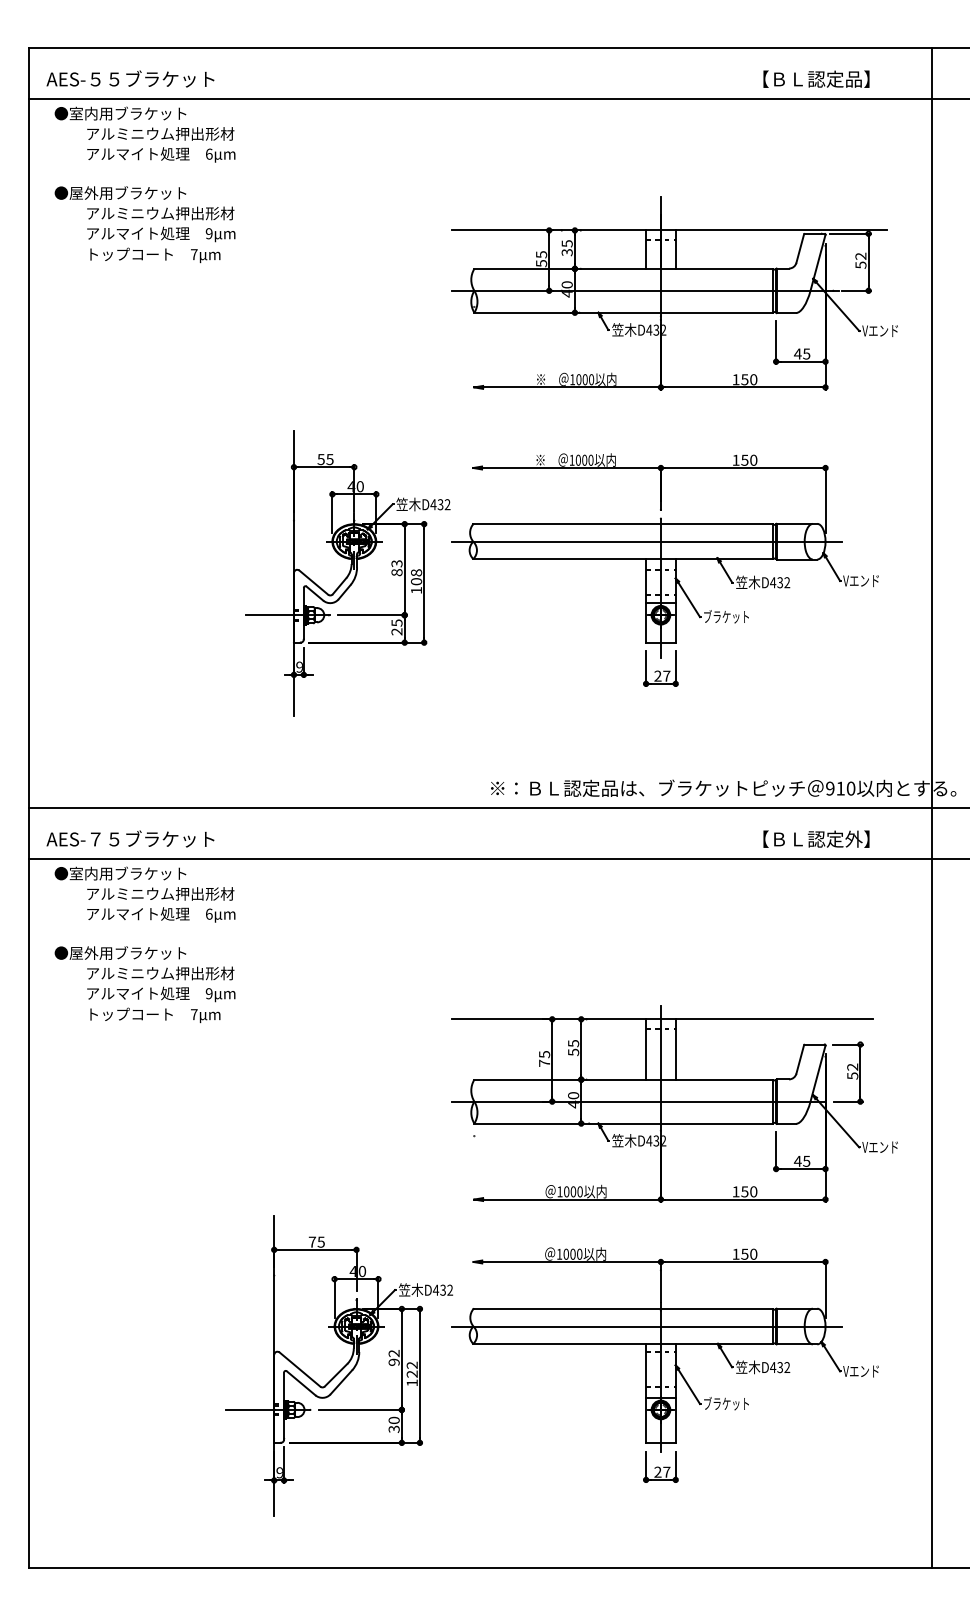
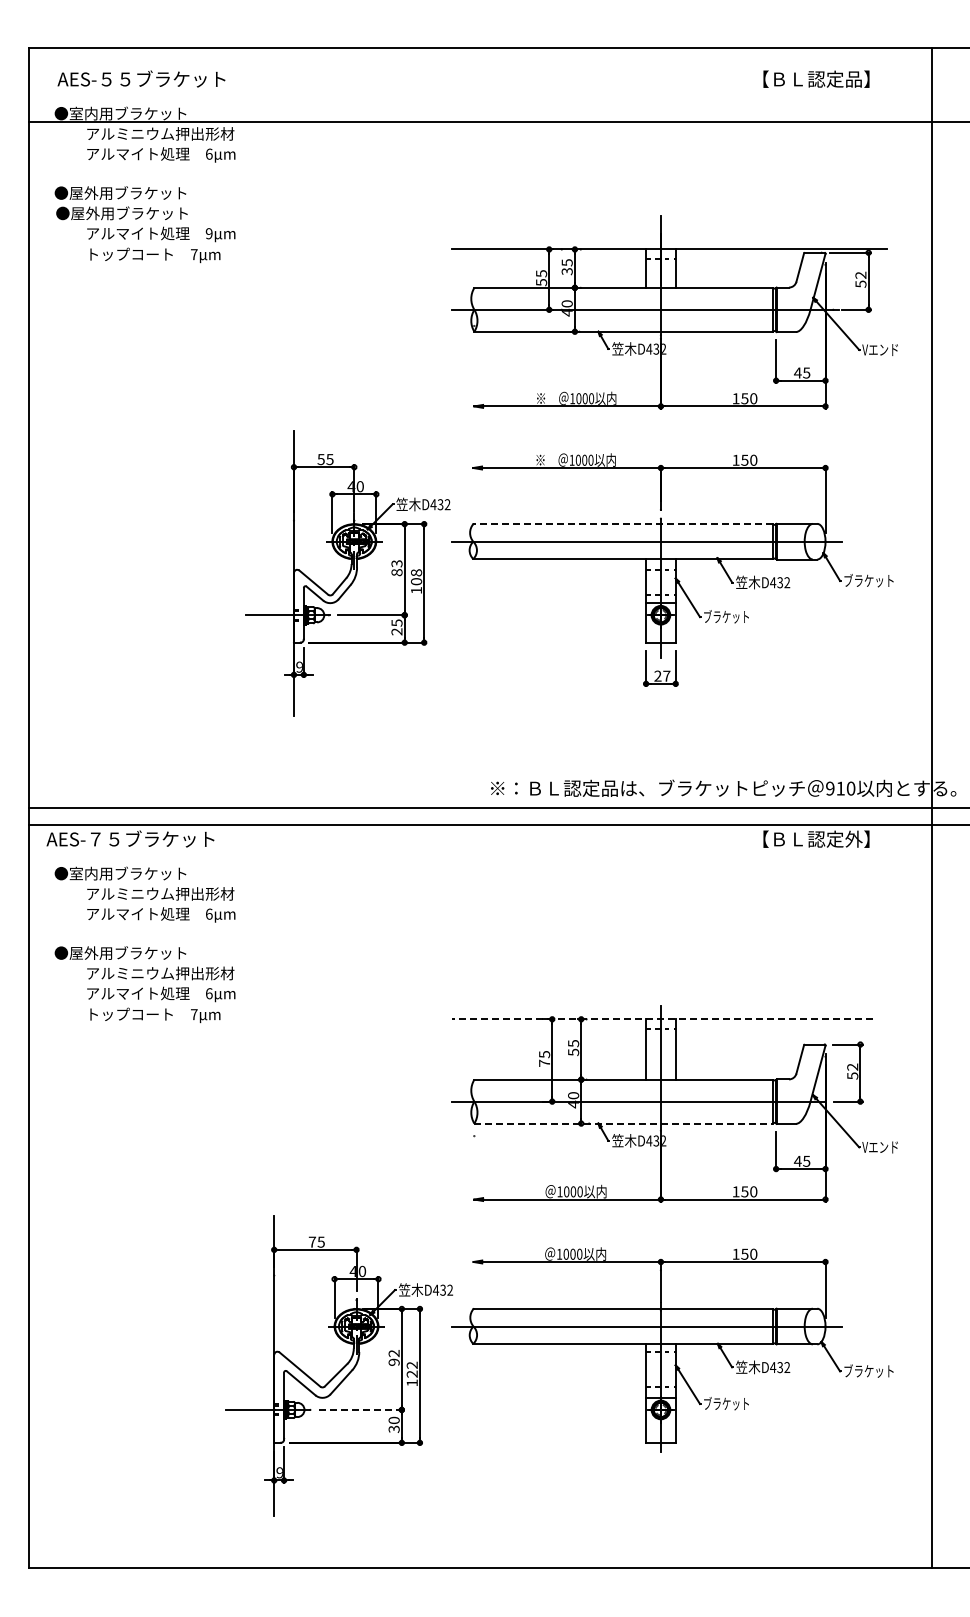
text position: (130, 78) -> (141, 78) (141, 78)
line position: (497, 99) -> (497, 122) (497, 122)
text: アルミニウム押出形材 -> ●屋外用ブラケット (145, 213)
part position: (674, 293) -> (674, 312) (674, 312)
line: solid -> dashed (623, 524)
text: Vエンド -> ブラケット (868, 580)
line position: (497, 859) -> (497, 825) (497, 825)
text: 9 -> 6 (208, 993)
line: solid -> dashed (662, 1019)
line: solid -> dashed (624, 1123)
text: Vエンド -> ブラケット (868, 1370)
line: solid -> dashed (362, 1409)
part: present -> none (660, 1466)
